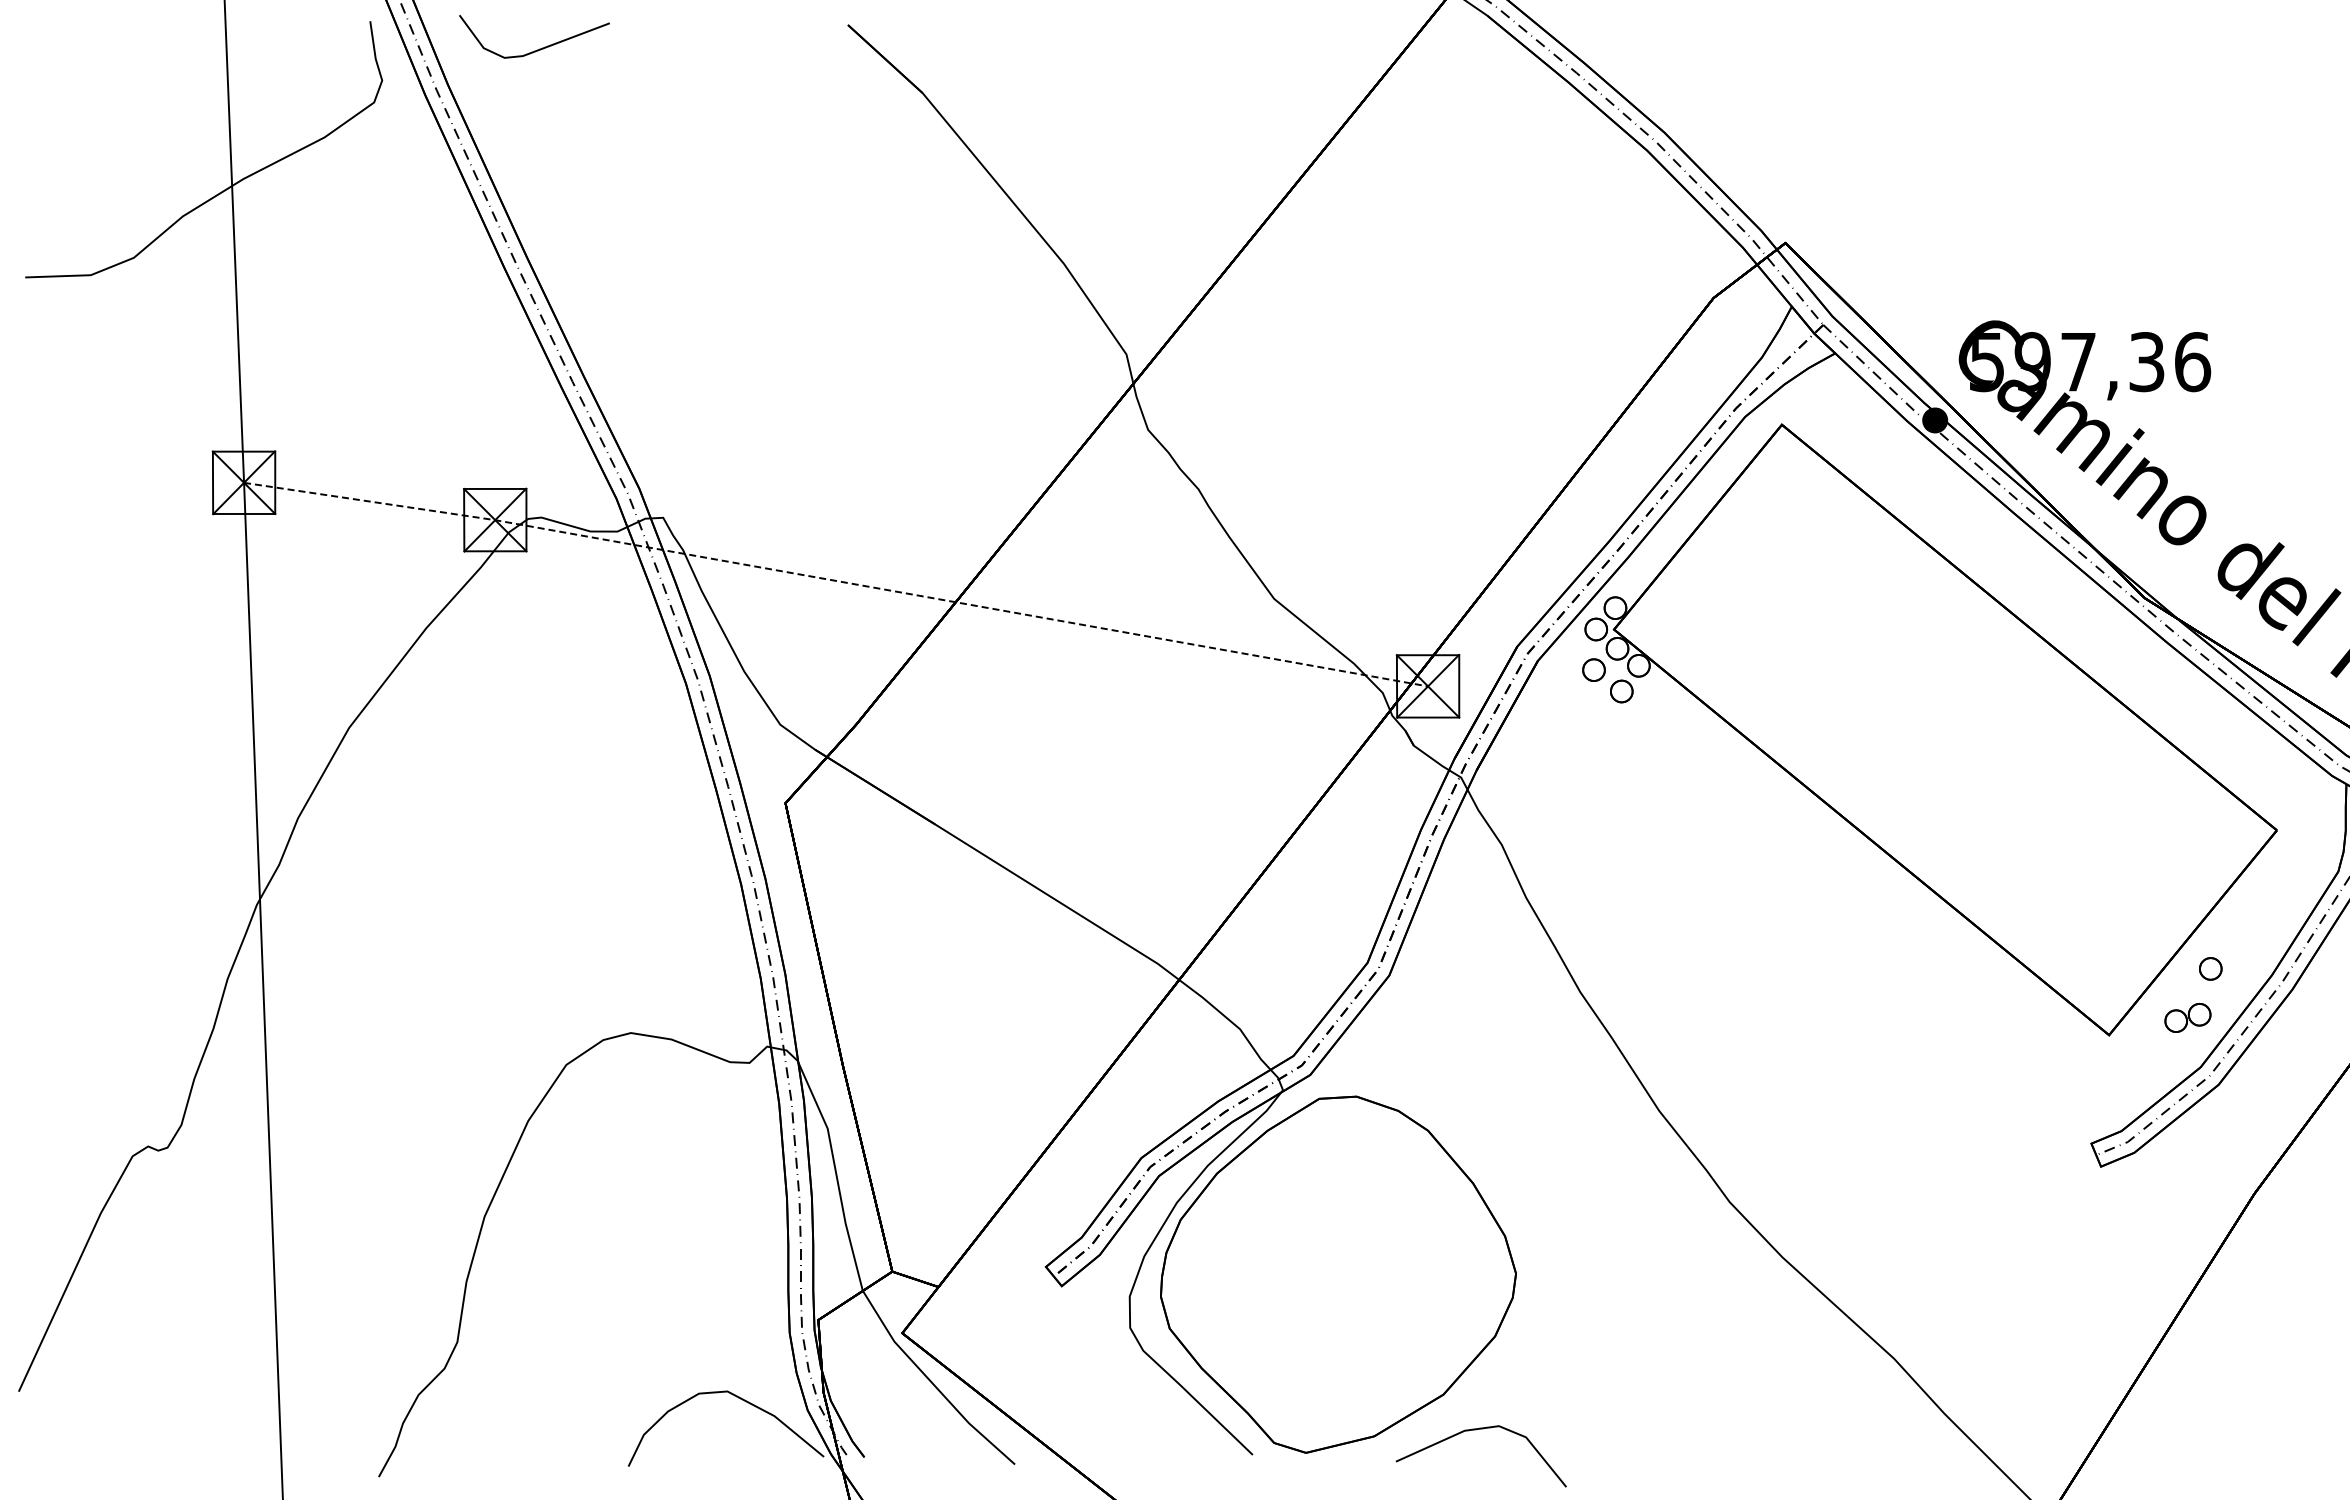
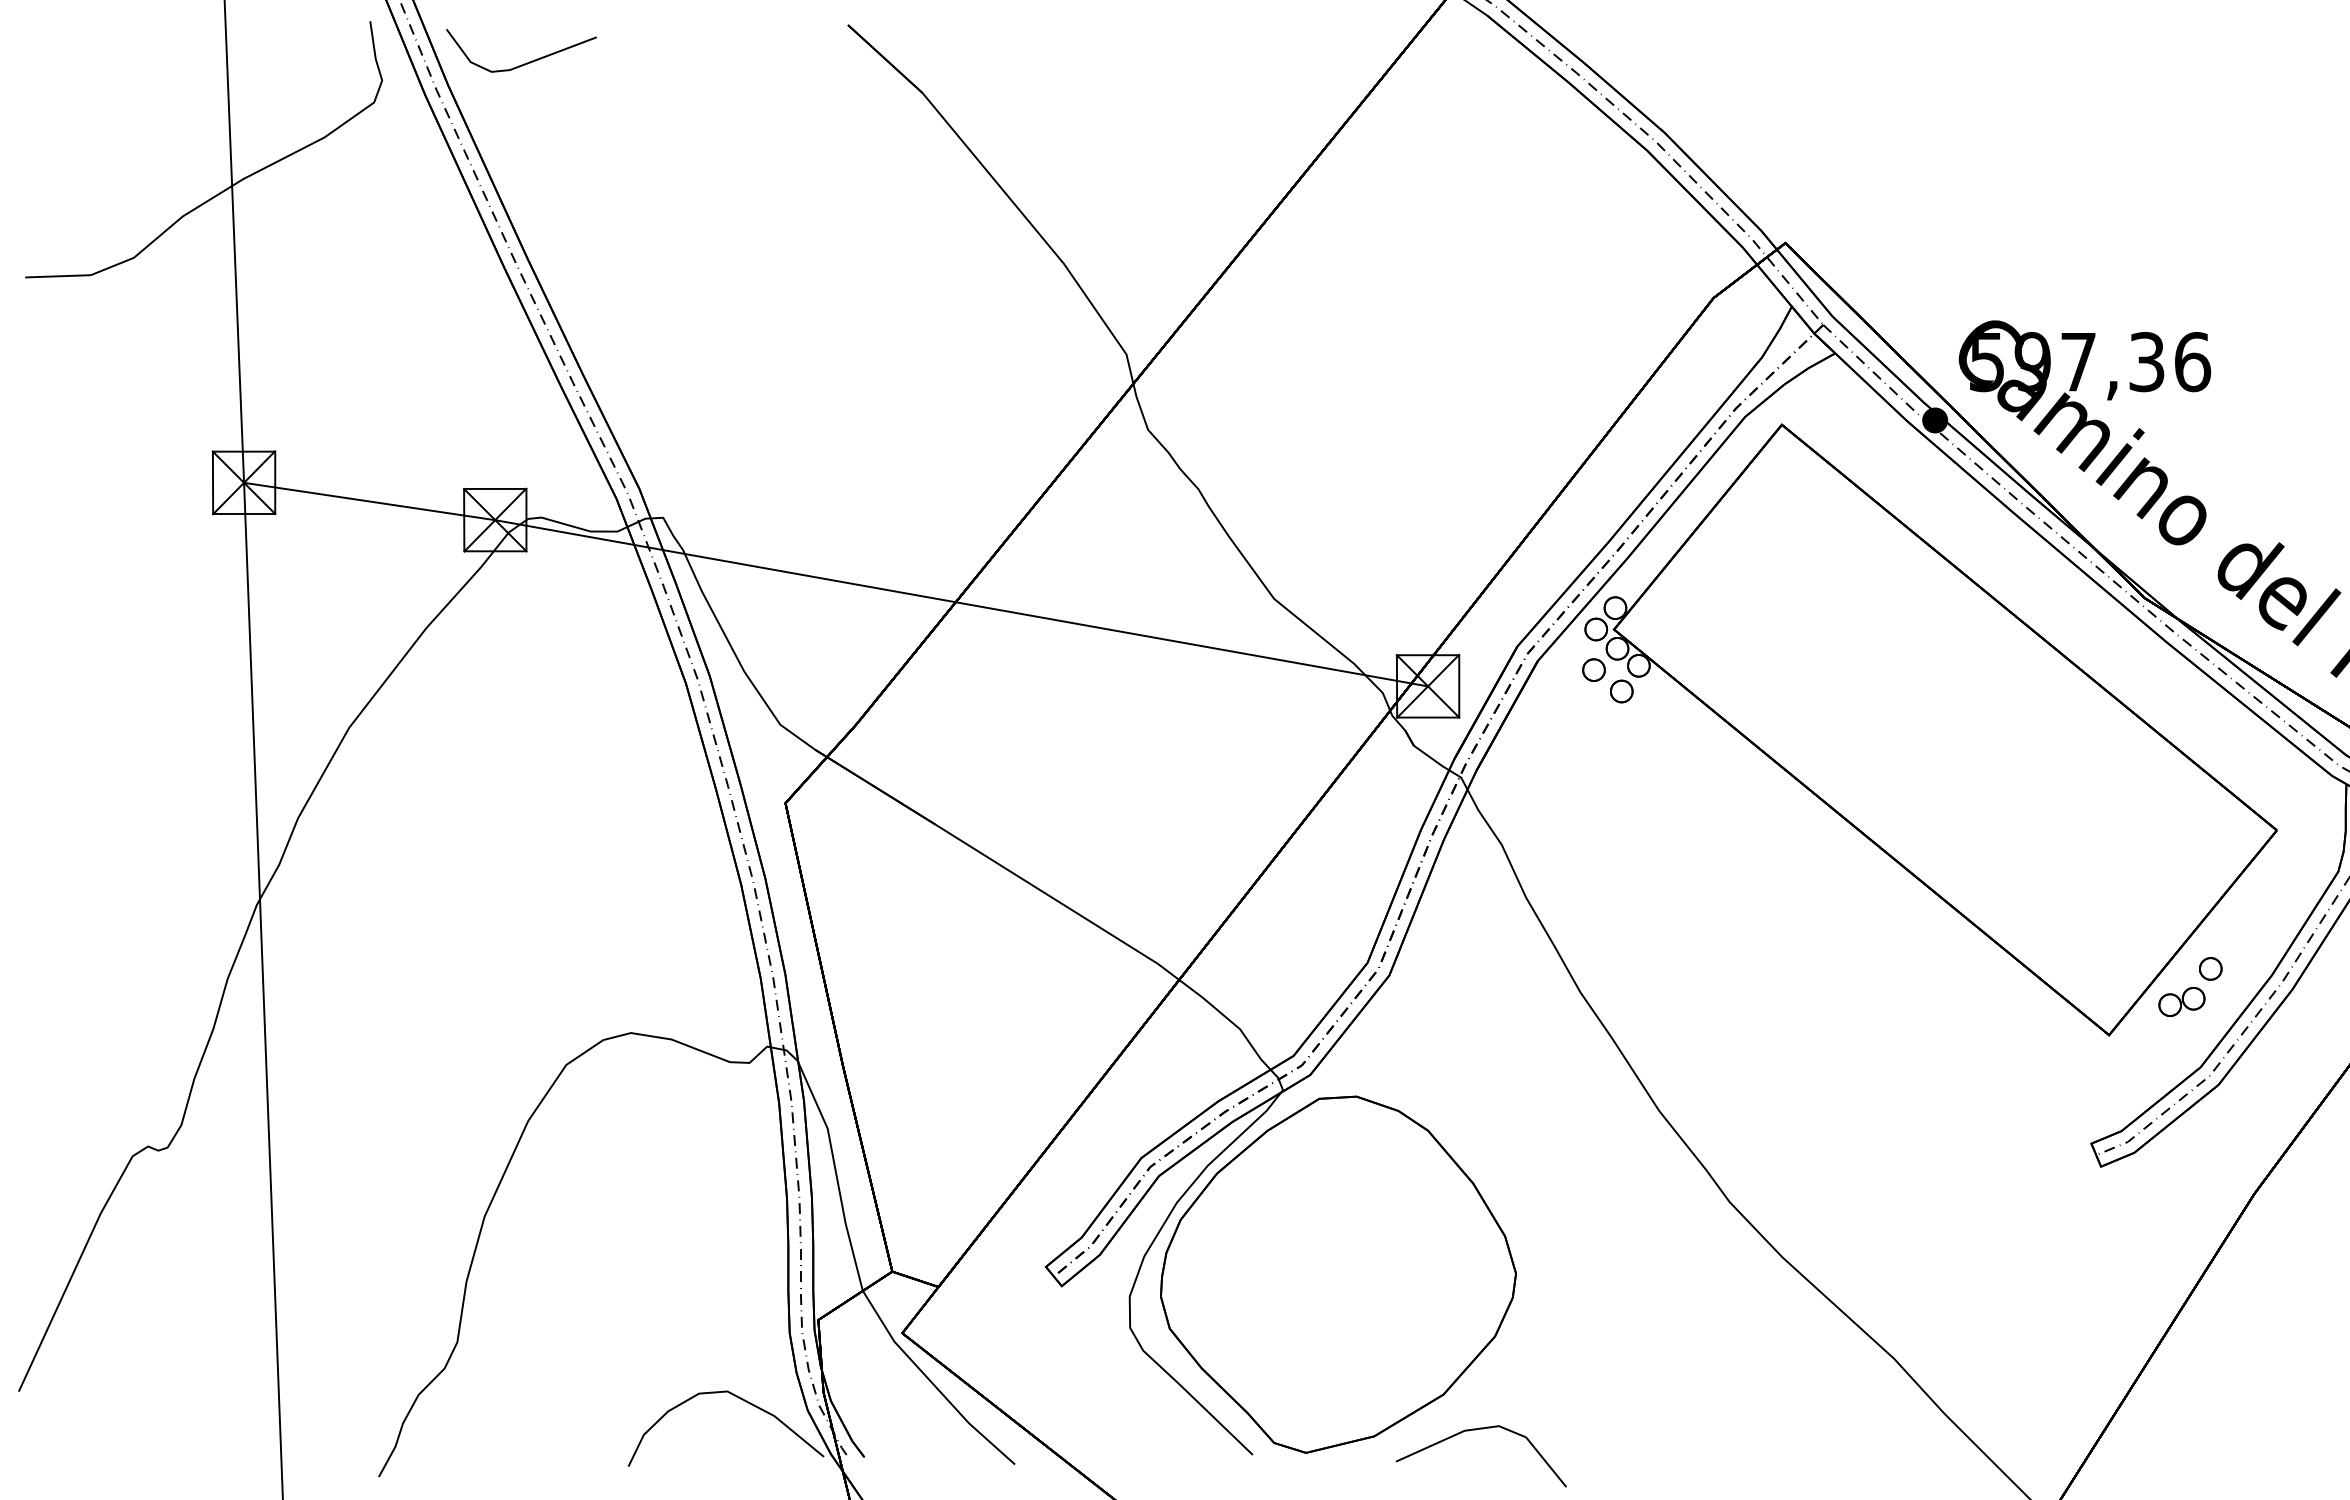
line position: (539, 48) -> (526, 62) (526, 62)
line: dashed -> solid (836, 581)
part position: (2187, 1017) -> (2181, 1001) (2181, 1001)
